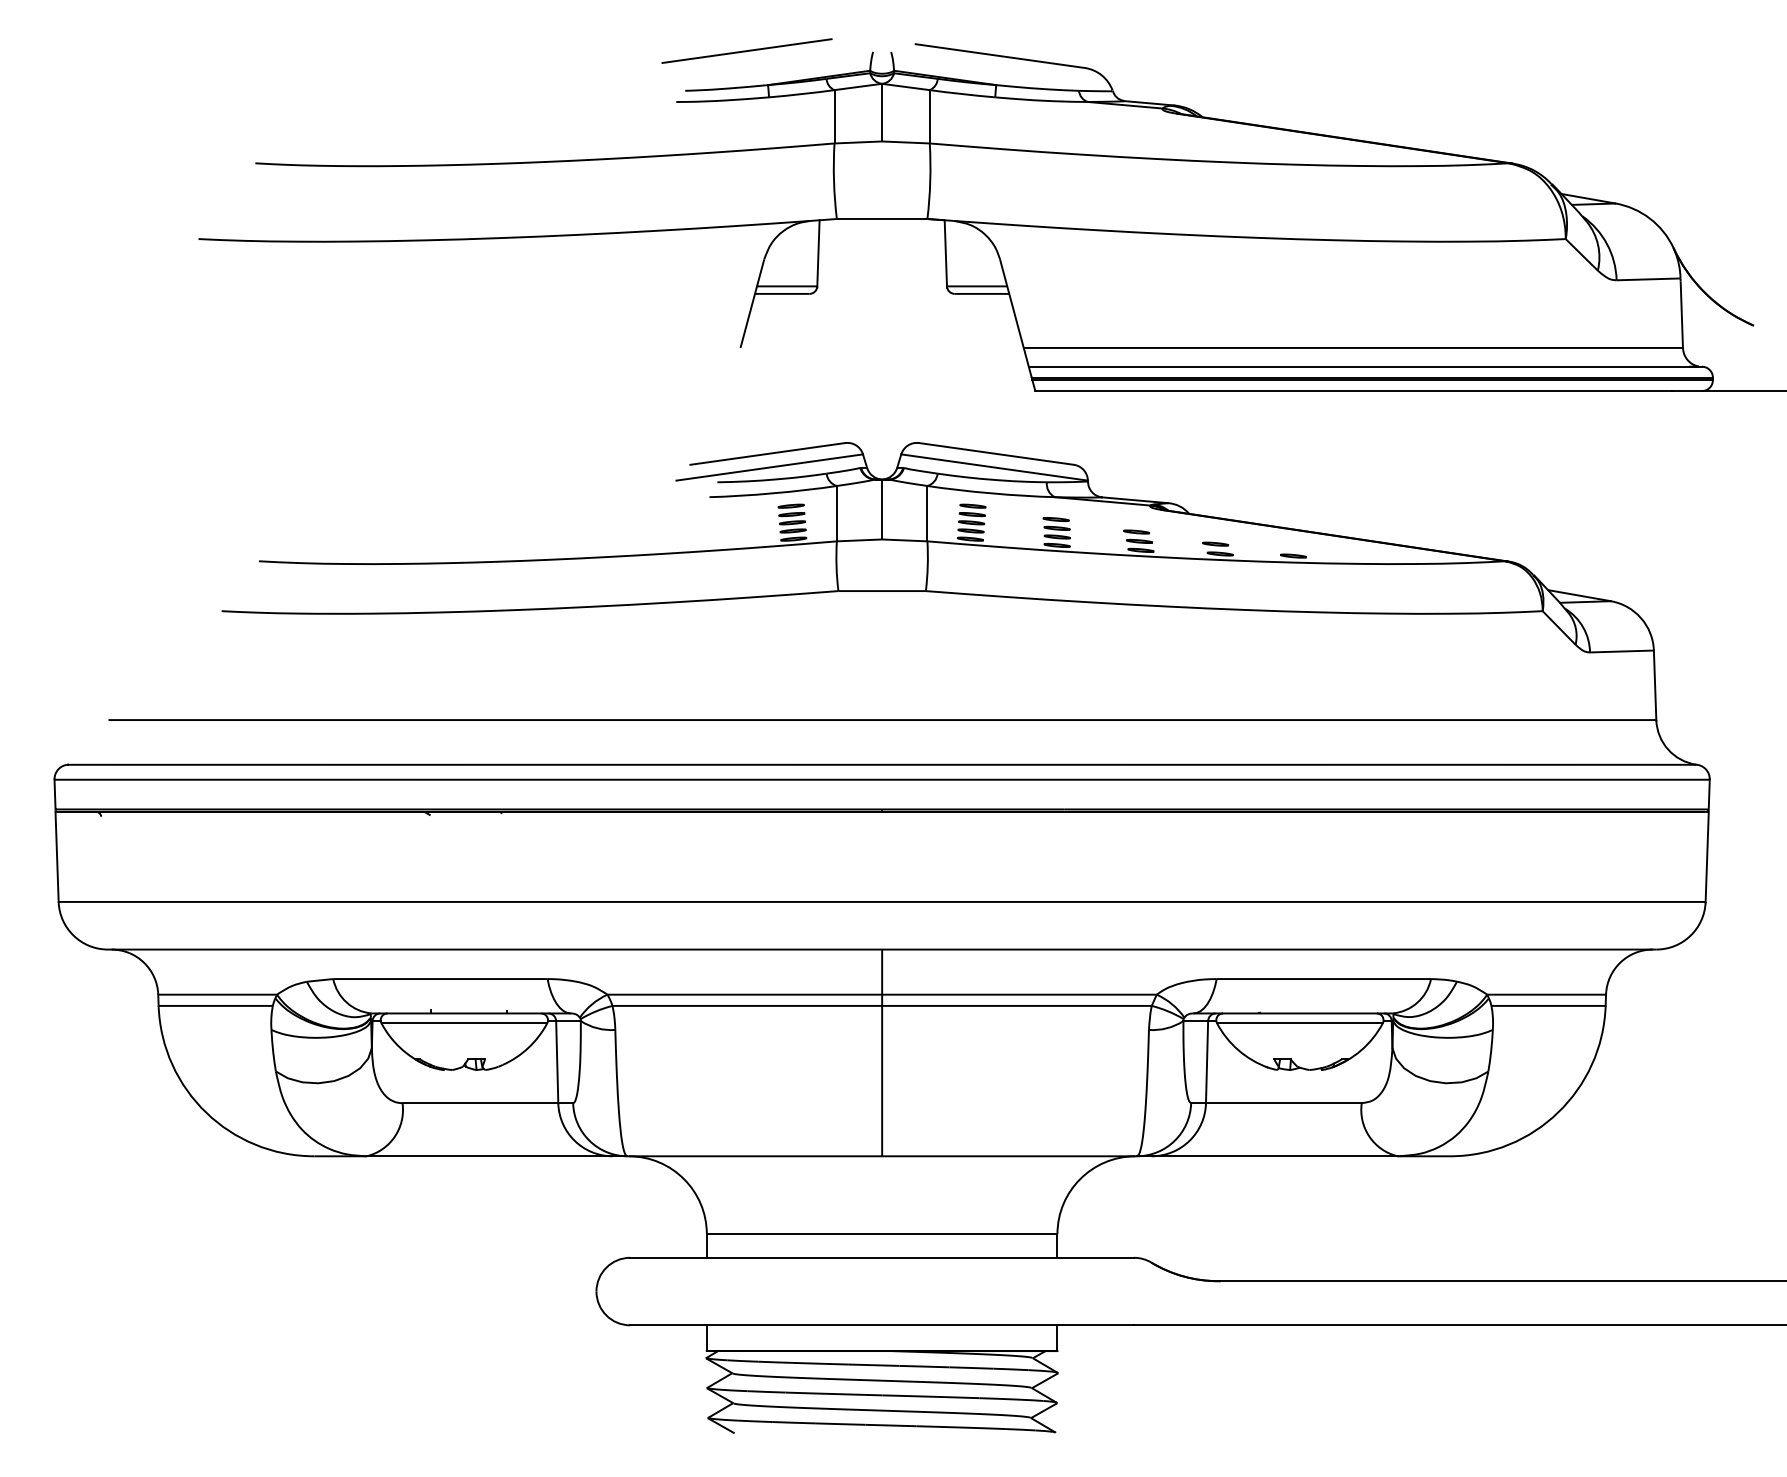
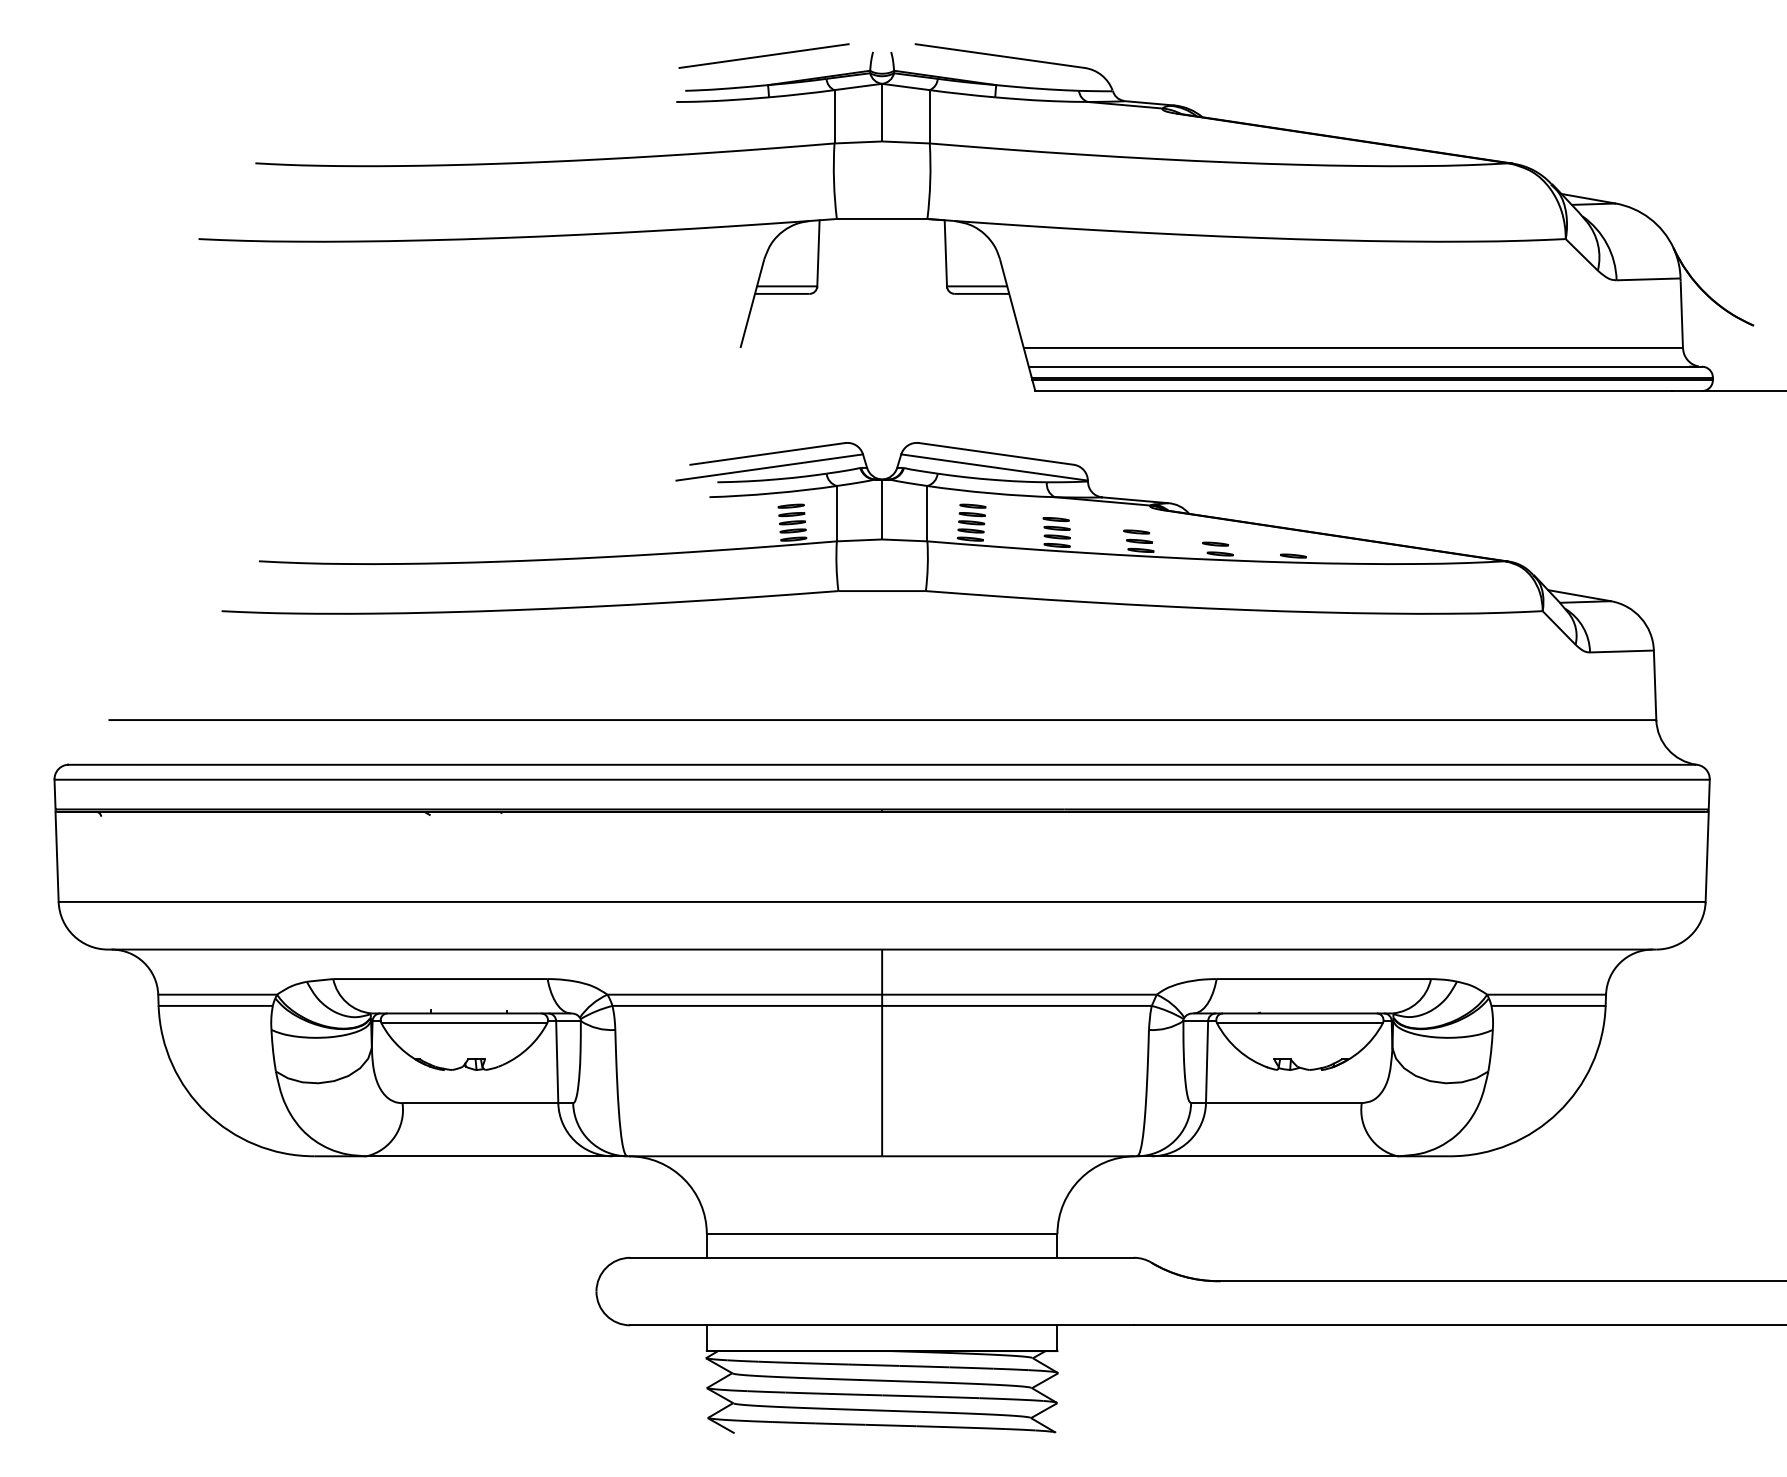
line position: (746, 50) -> (763, 55) (763, 55)
